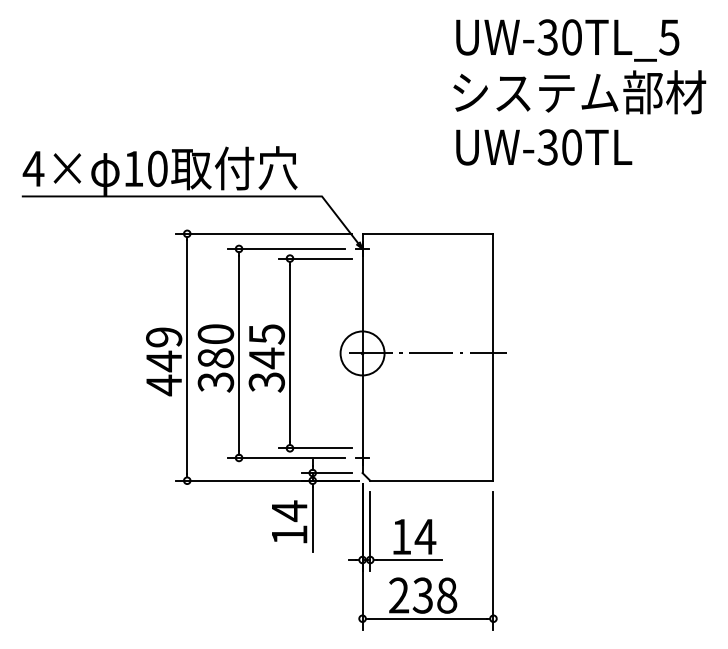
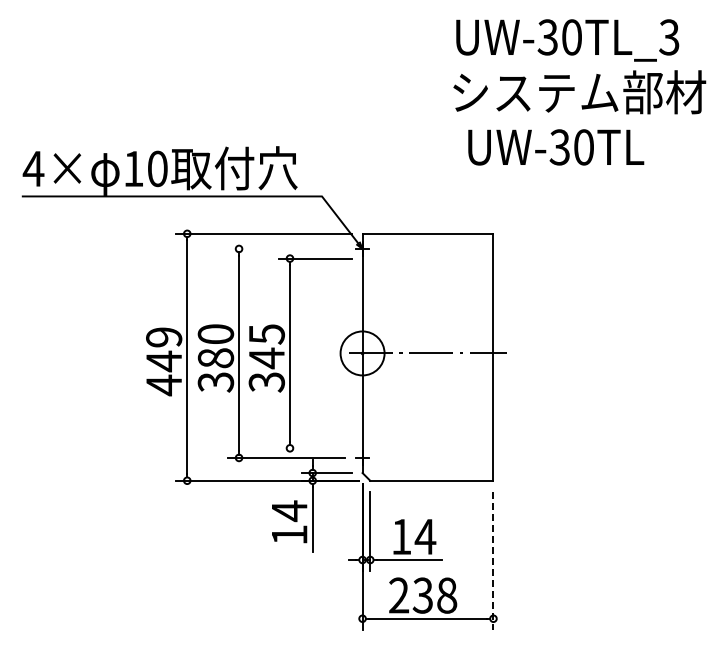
text: UW-30TL_5 -> UW-30TL_3 (669, 37)
text position: (544, 147) -> (556, 147) (556, 147)
line: present -> none (286, 248)
line: present -> none (314, 448)
line: solid -> dashed (493, 560)
